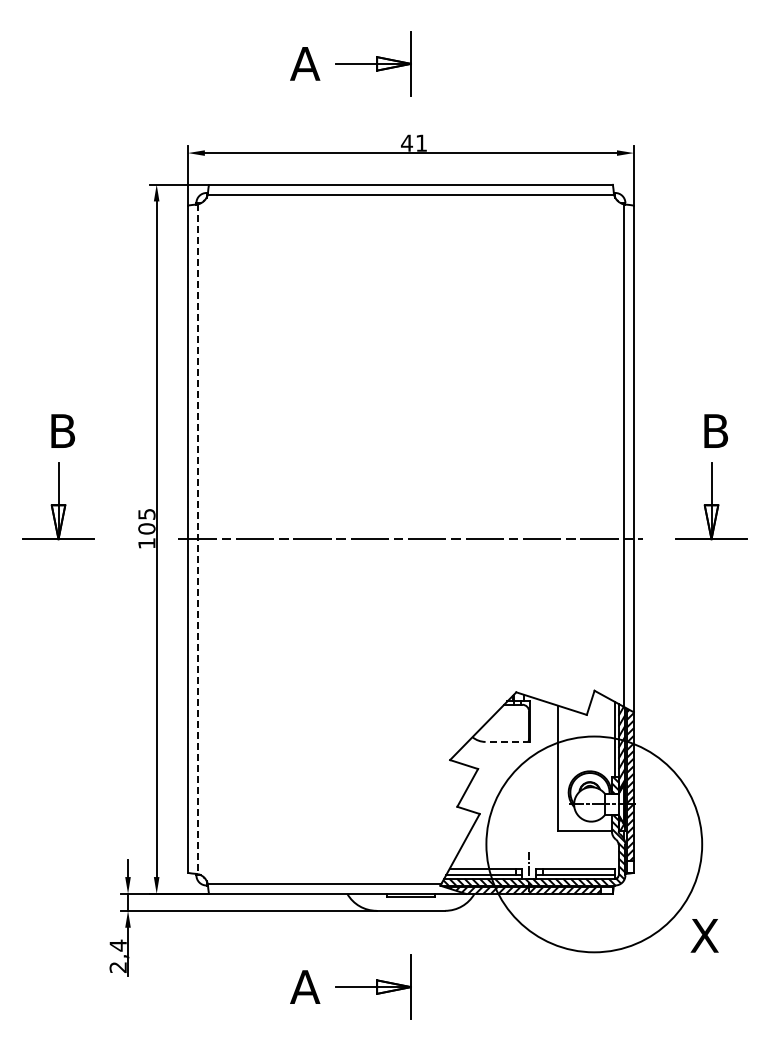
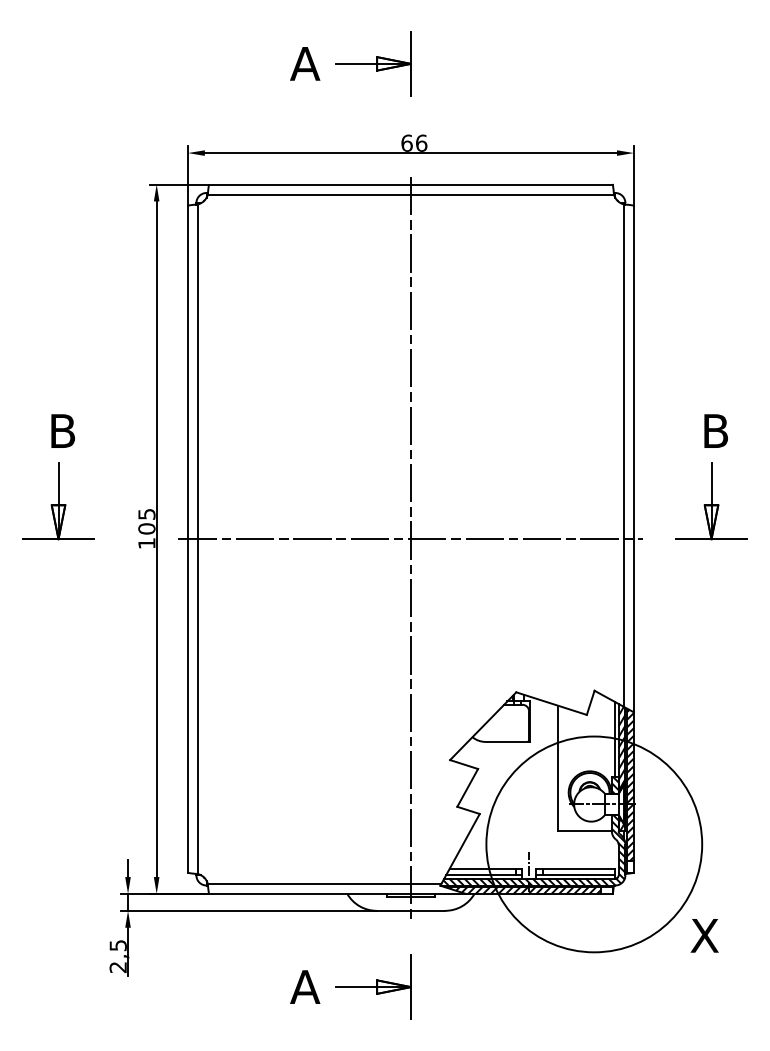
text: 41 -> 66 (414, 142)
line: dashed -> solid (198, 539)
line: none -> present (410, 547)
line: dashed -> solid (507, 741)
text: 2,4 -> 2,5 (117, 945)
